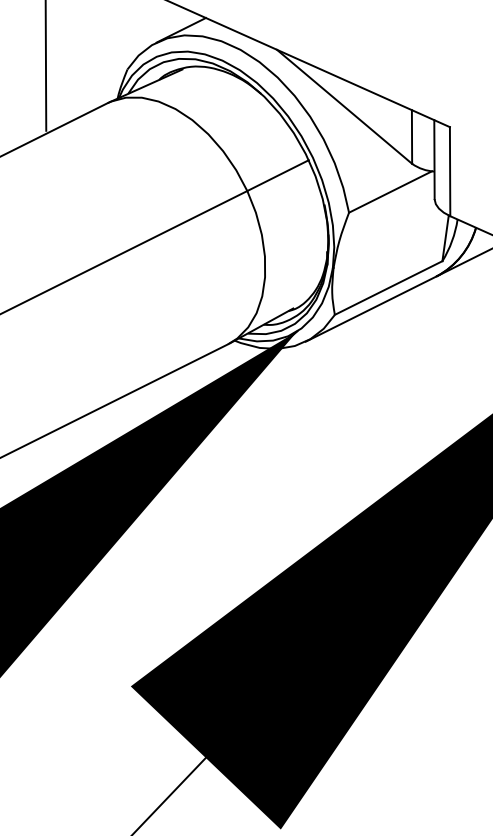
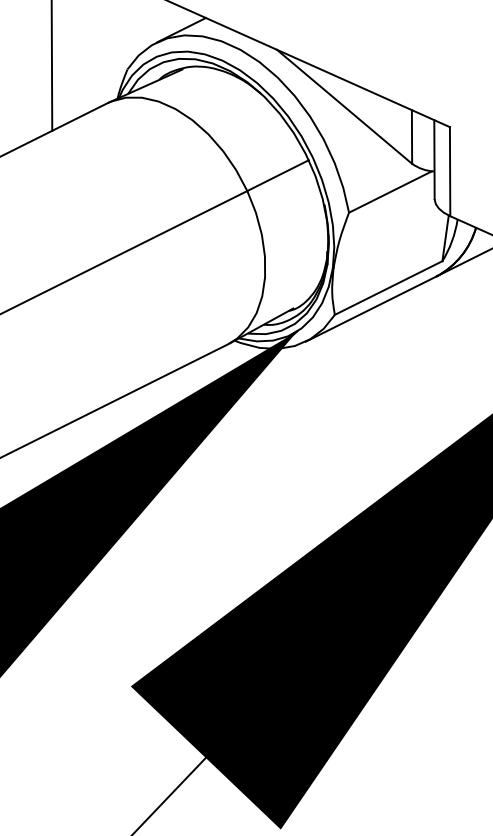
line position: (45, 66) -> (51, 66) (51, 66)
